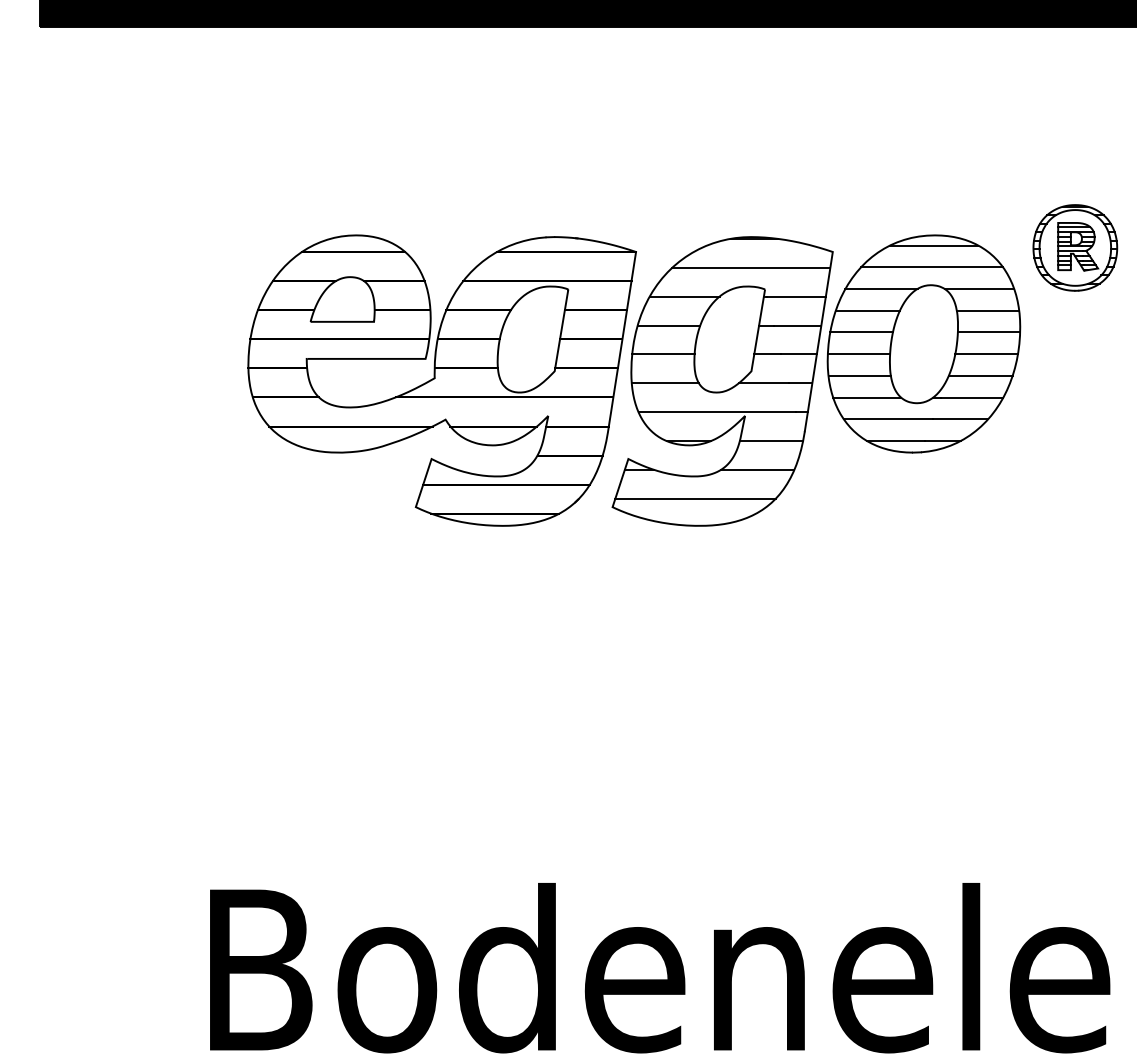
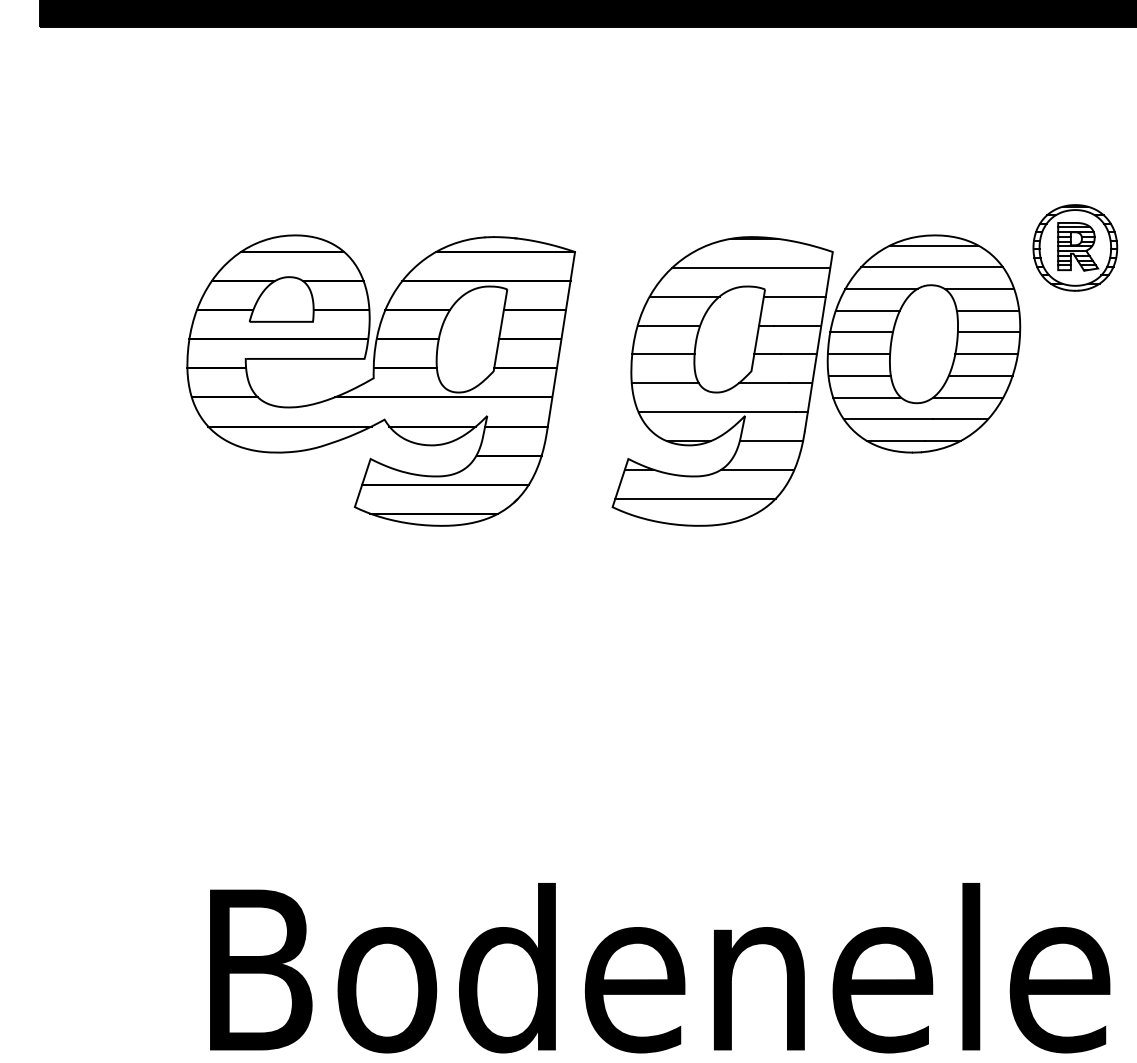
part position: (441, 380) -> (380, 380) (380, 380)
